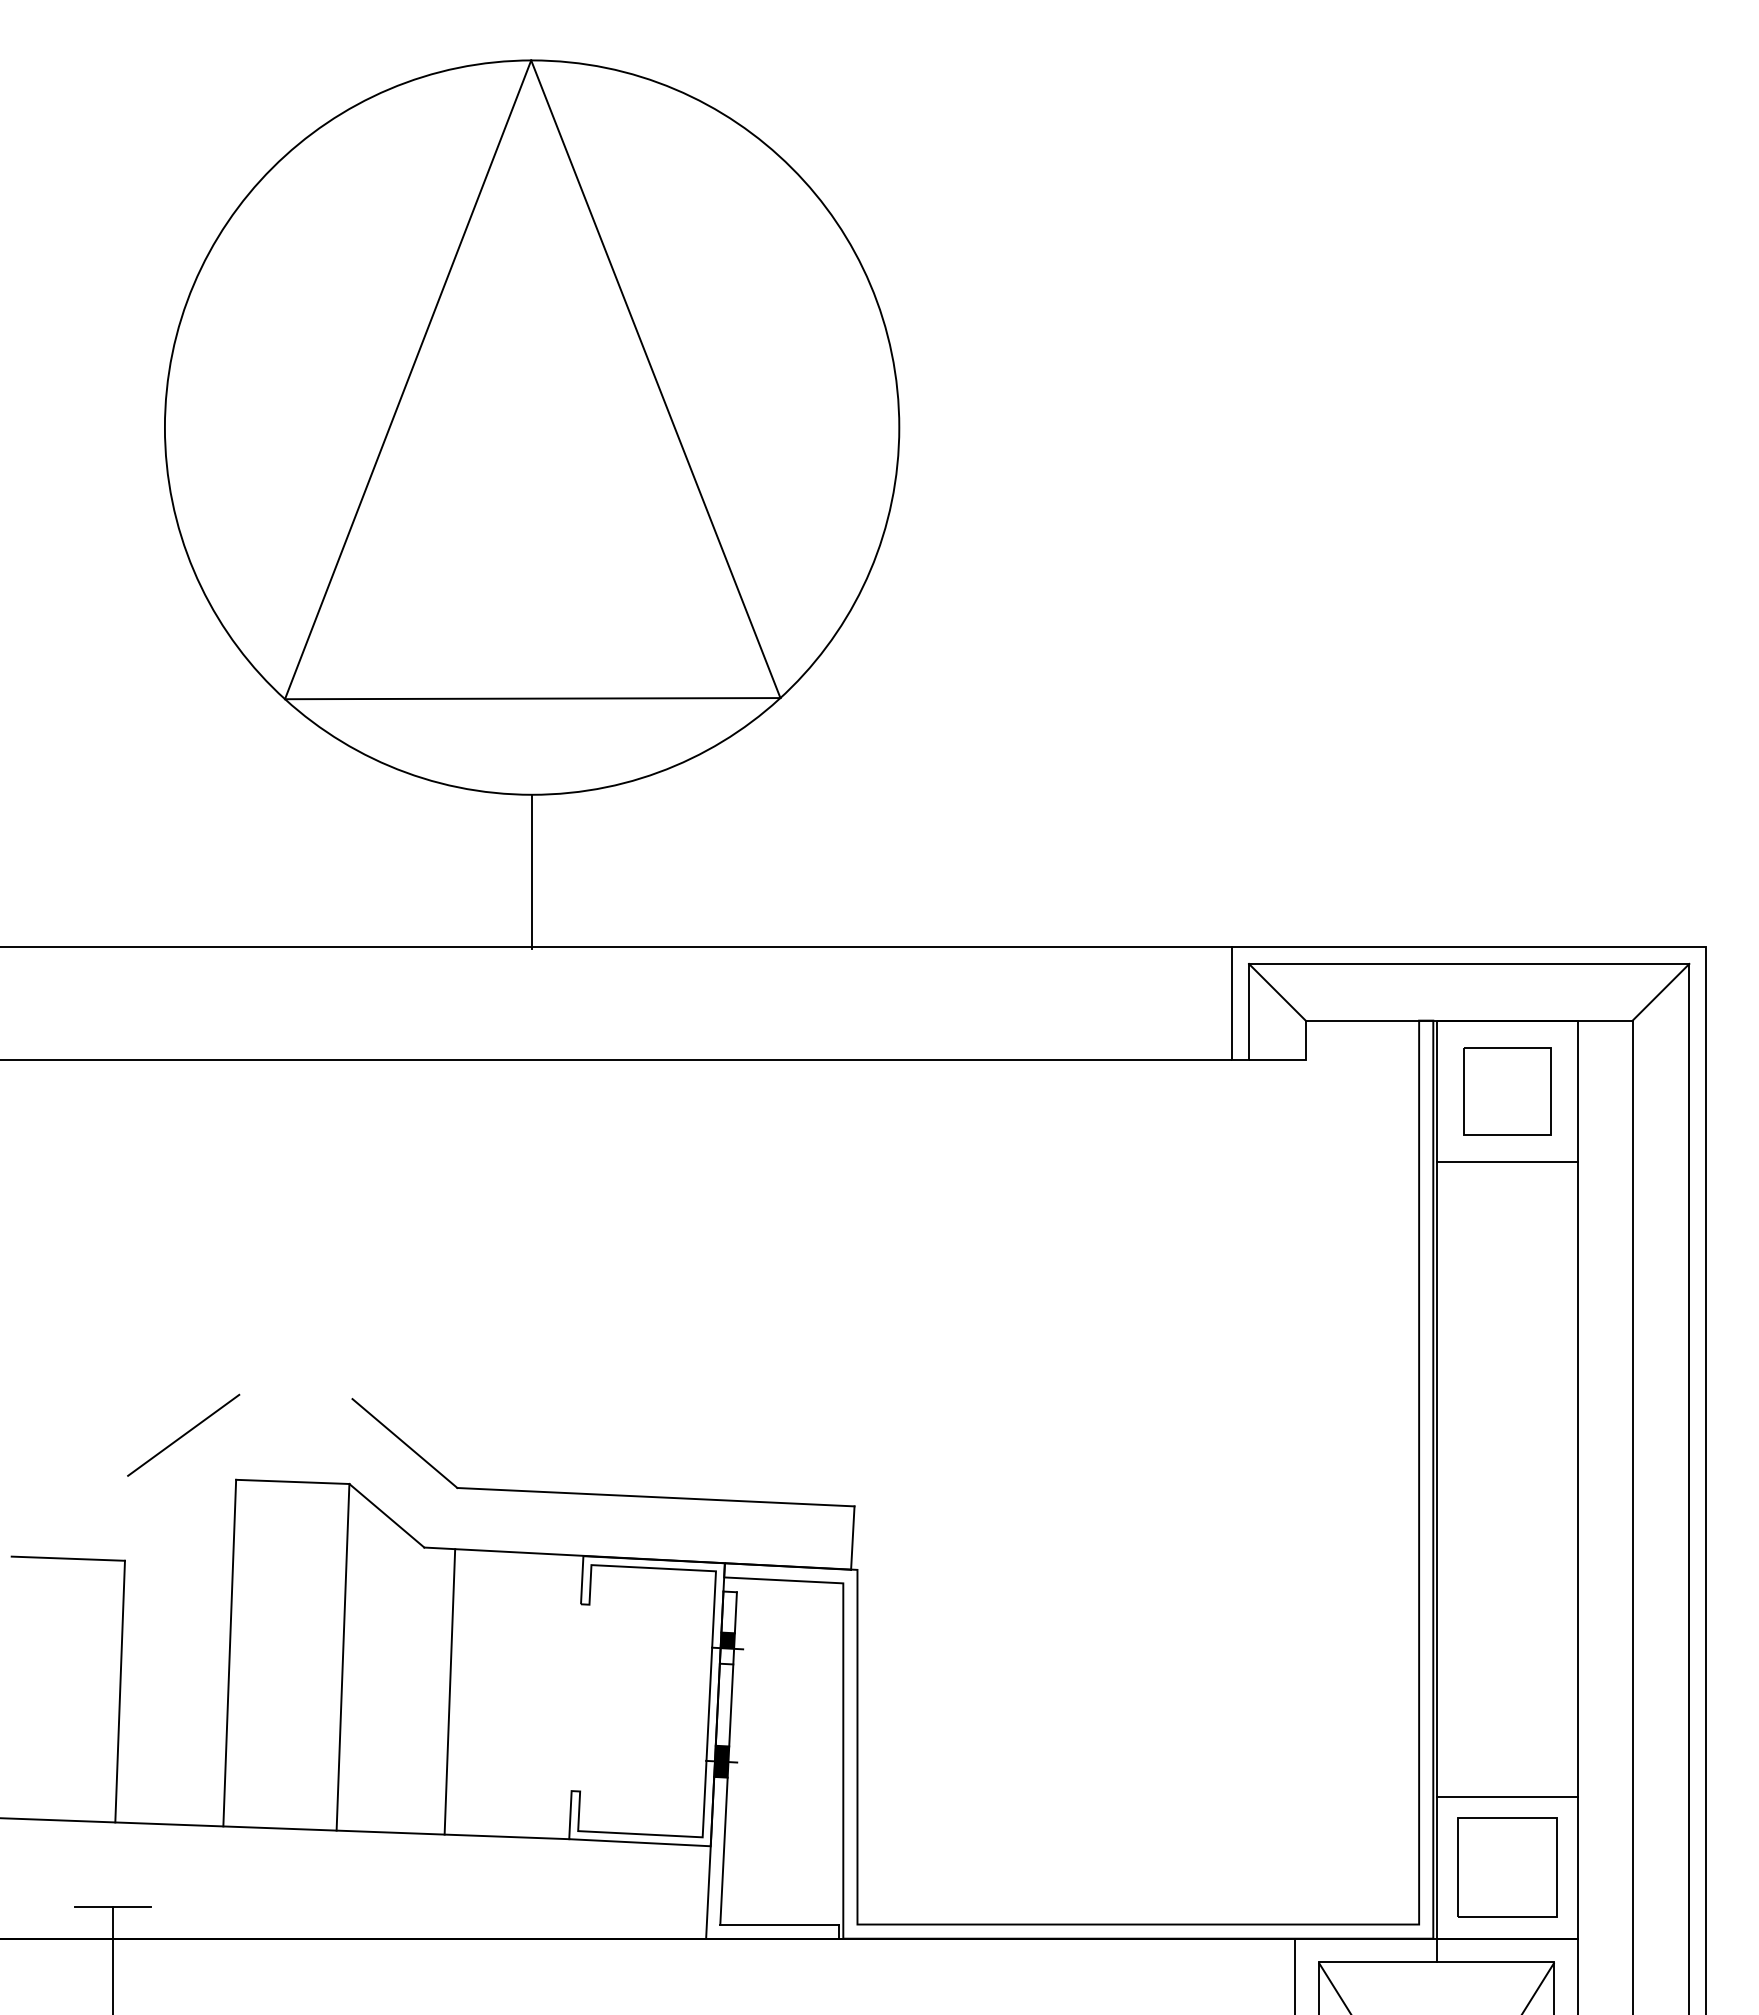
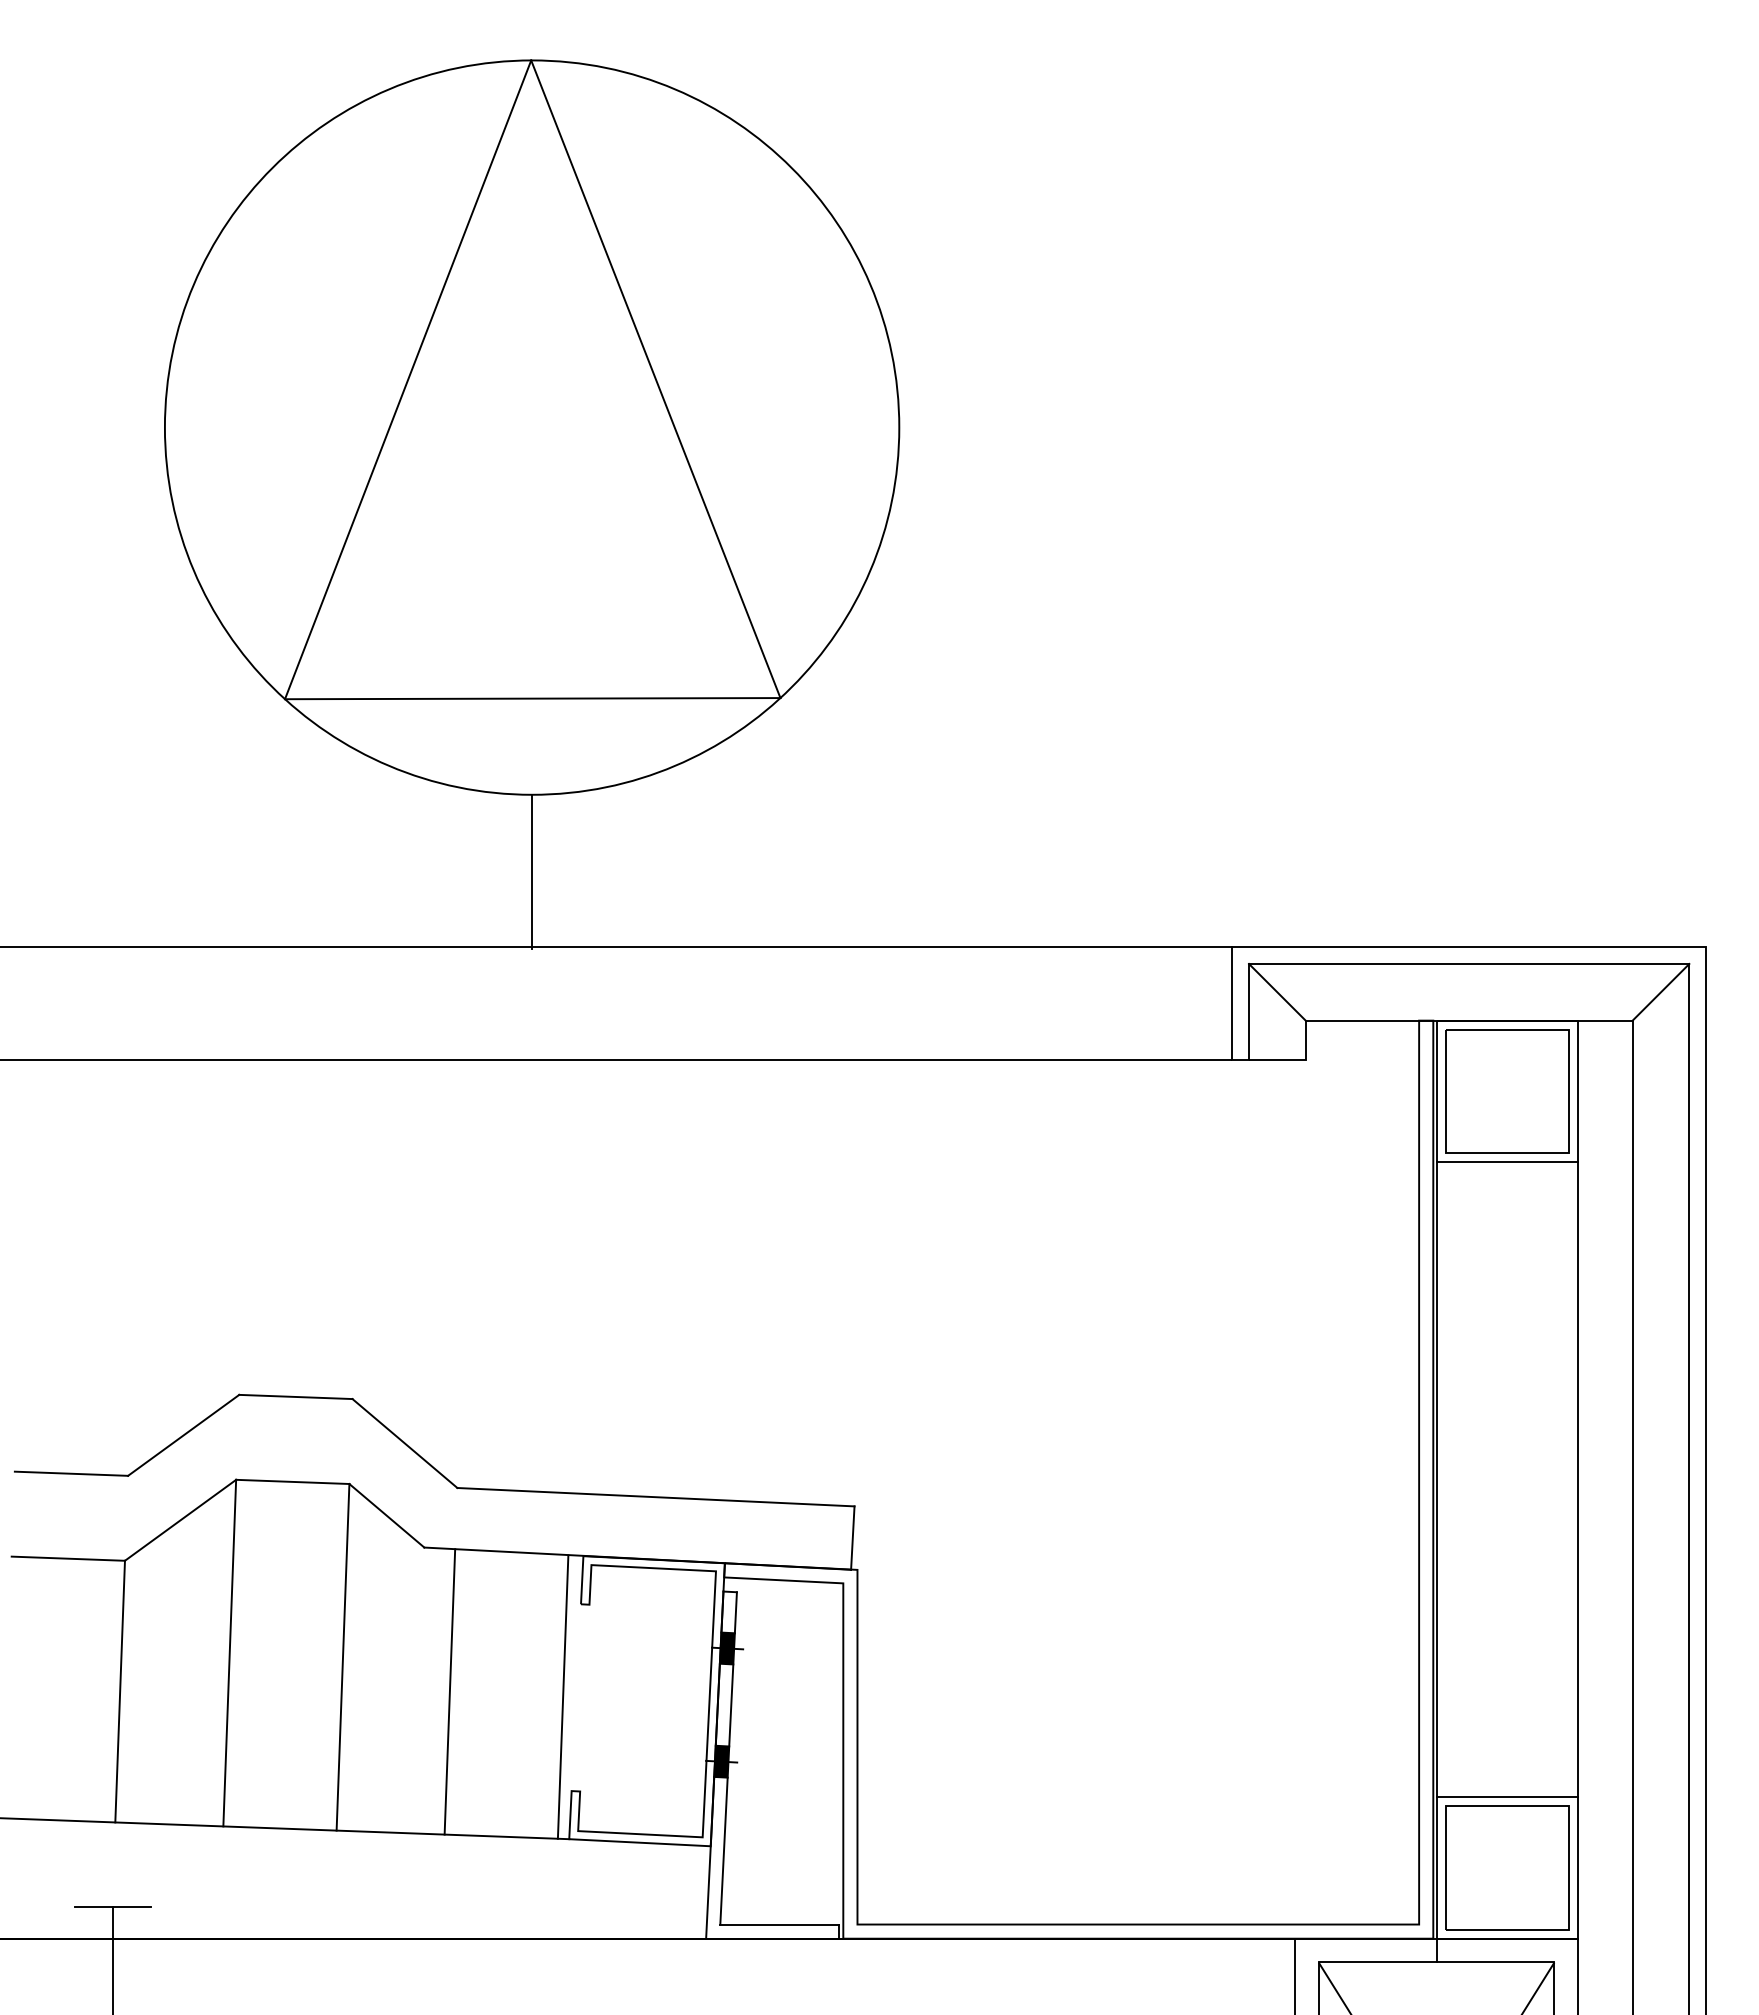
part size: 89x89 px -> 125x125 px (1507, 1091)
line: none -> present (295, 1396)
line: none -> present (71, 1473)
line: none -> present (180, 1519)
fill: none -> present (726, 1656)
line: none -> present (562, 1696)
part size: 101x101 px -> 125x126 px (1507, 1867)
